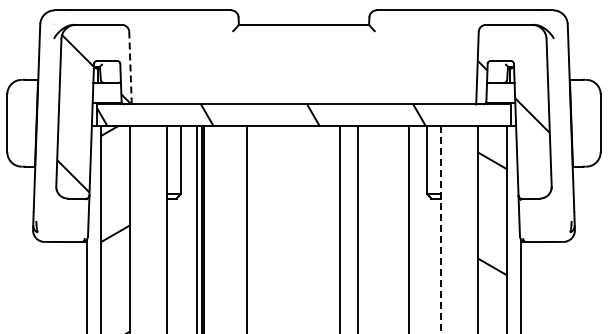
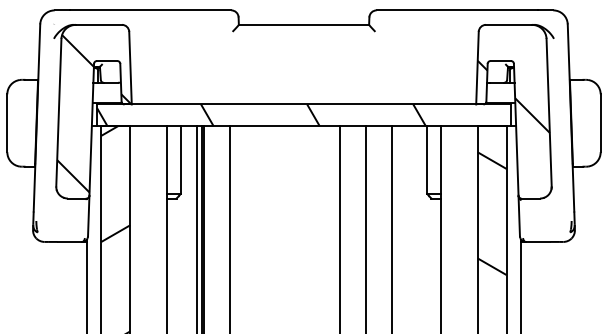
line: dashed -> solid (130, 67)
line position: (247, 228) -> (230, 228) (230, 228)
line position: (358, 228) -> (366, 228) (366, 228)
line position: (409, 228) -> (392, 228) (392, 228)
line: dashed -> solid (441, 230)
